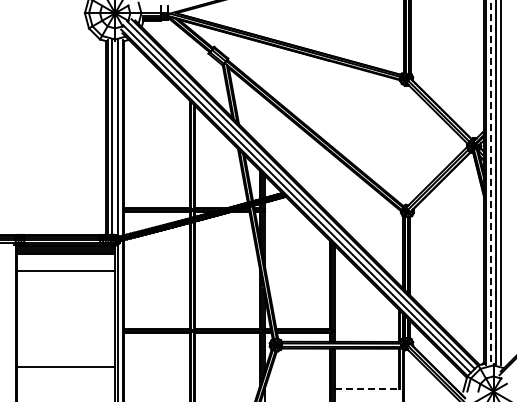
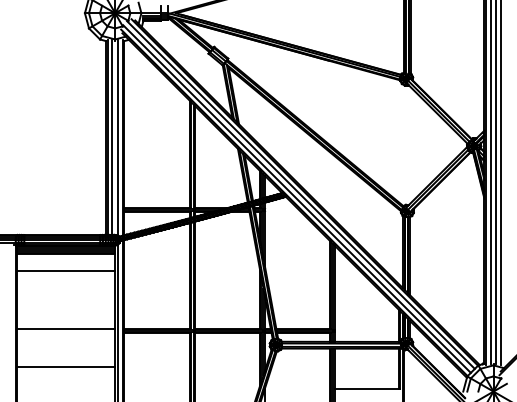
line: dashed -> solid (490, 182)
line: none -> present (65, 328)
line: dashed -> solid (367, 389)
